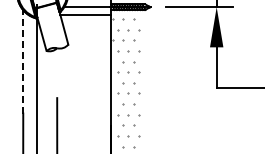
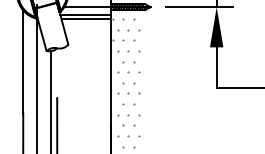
line: none -> present (85, 19)
line: dashed -> solid (23, 61)
line: none -> present (50, 100)
